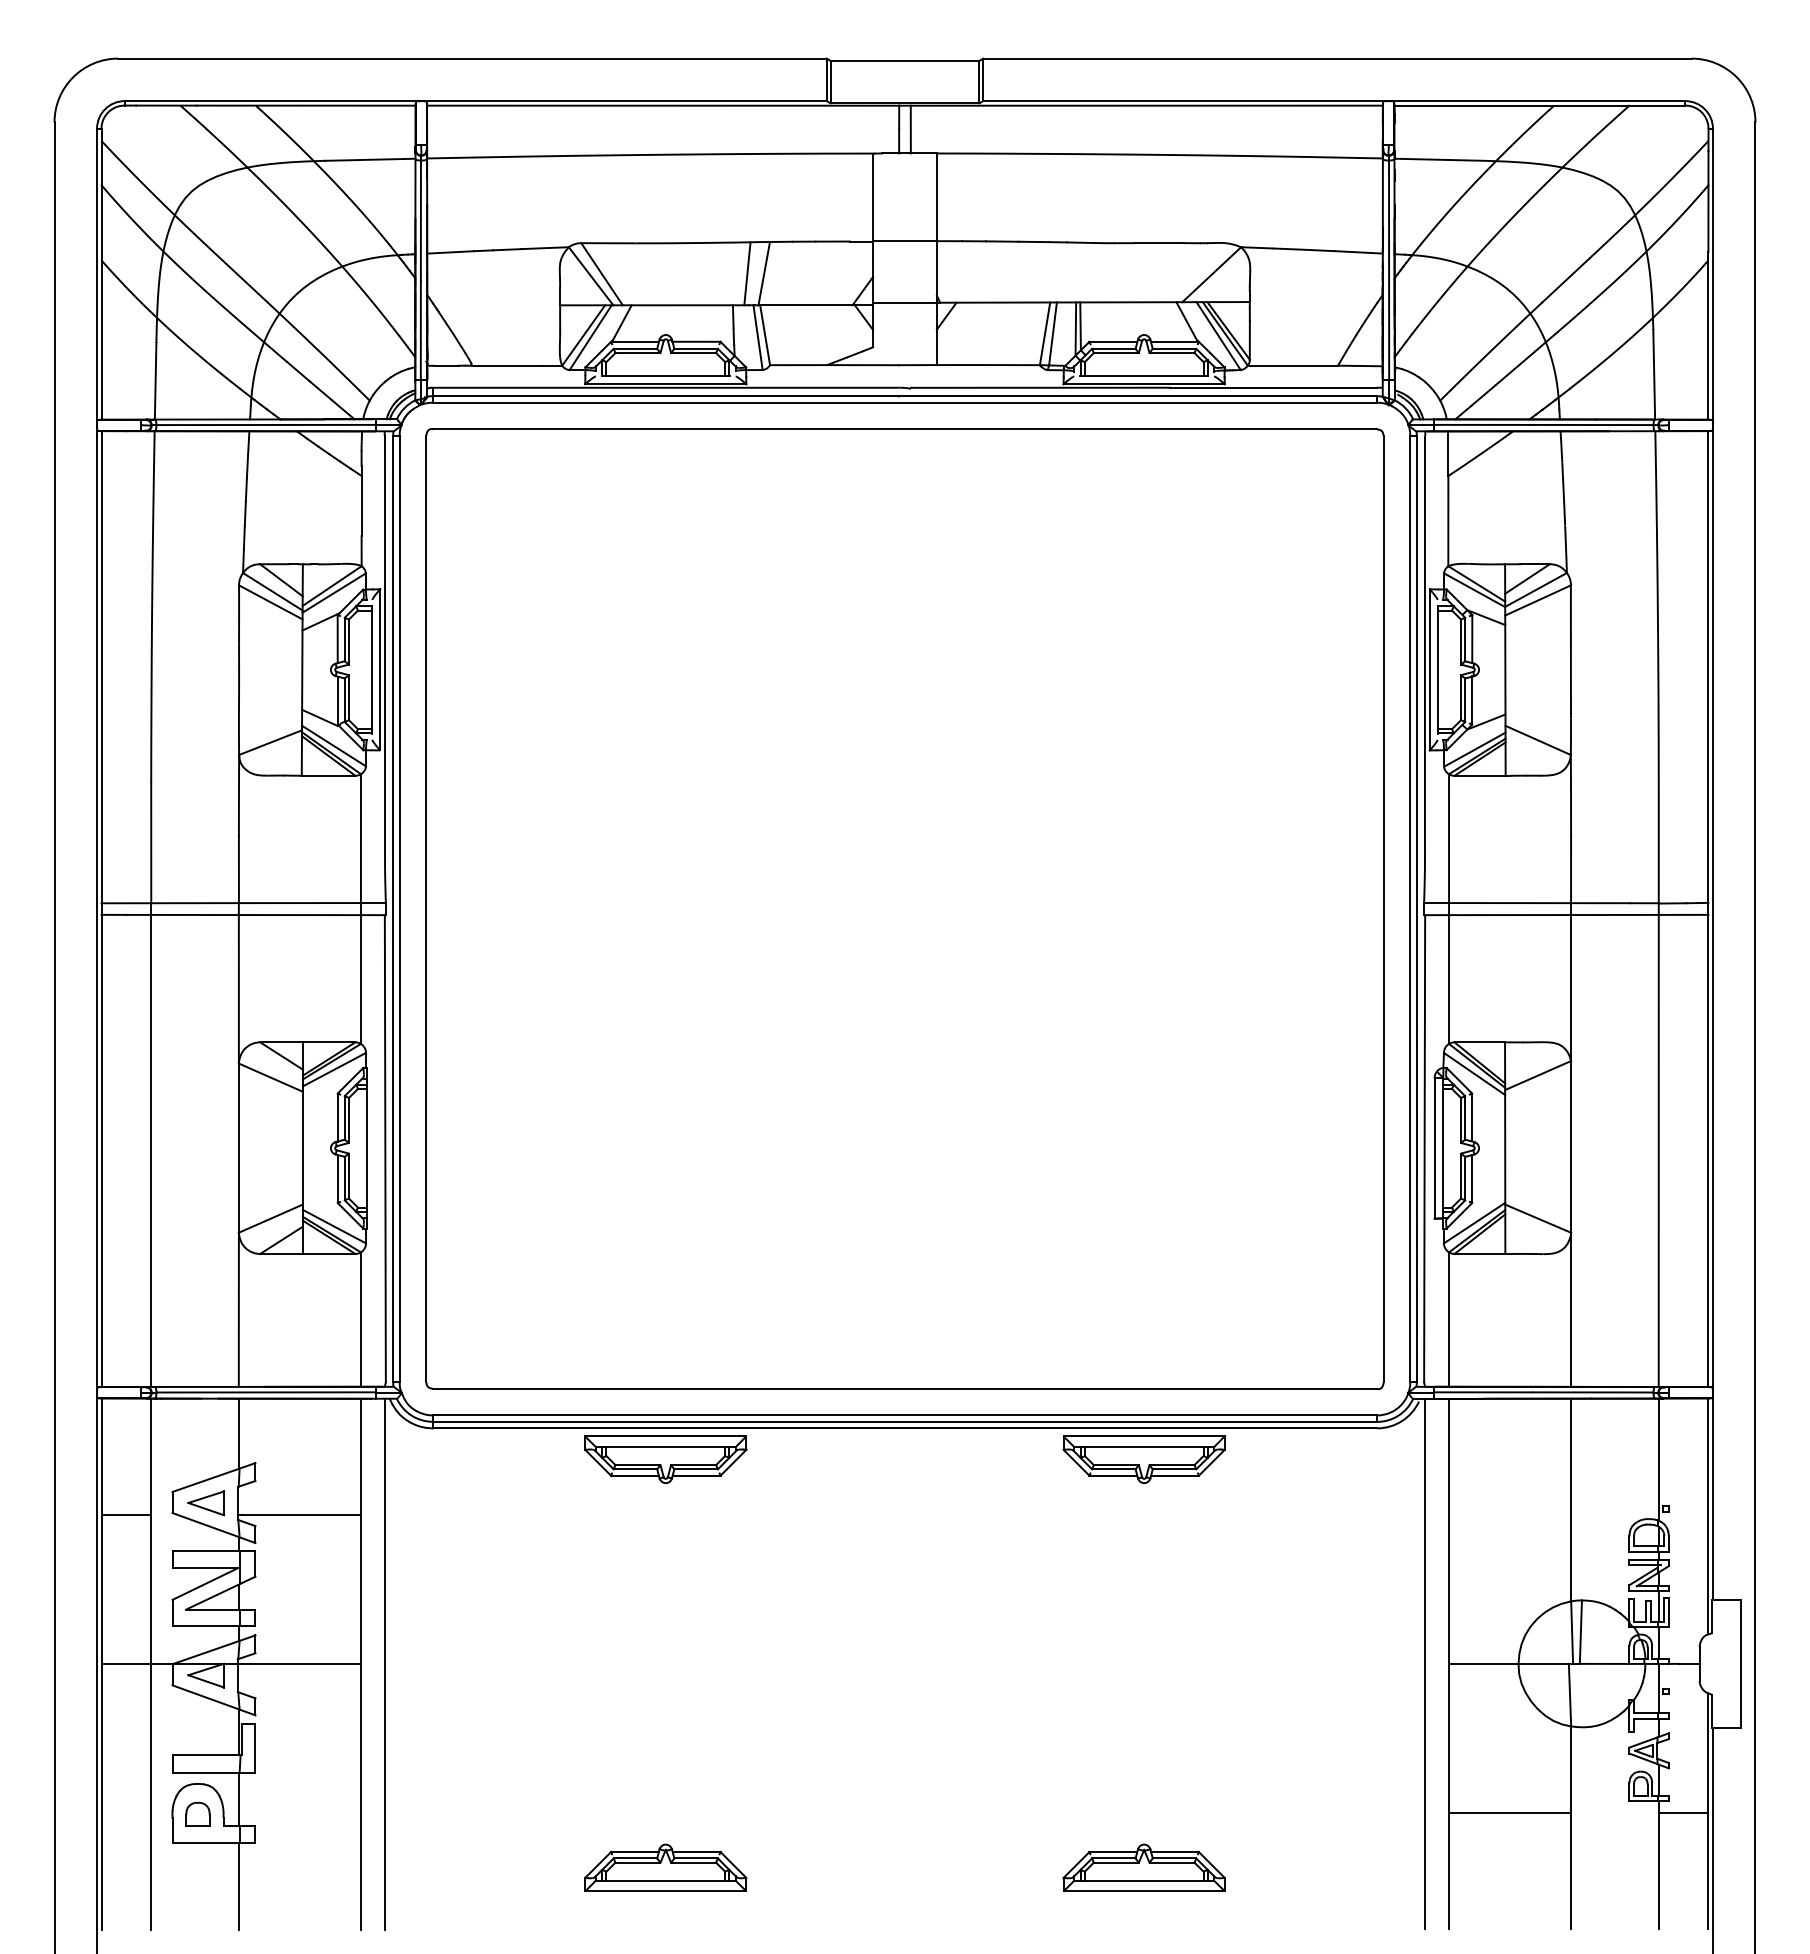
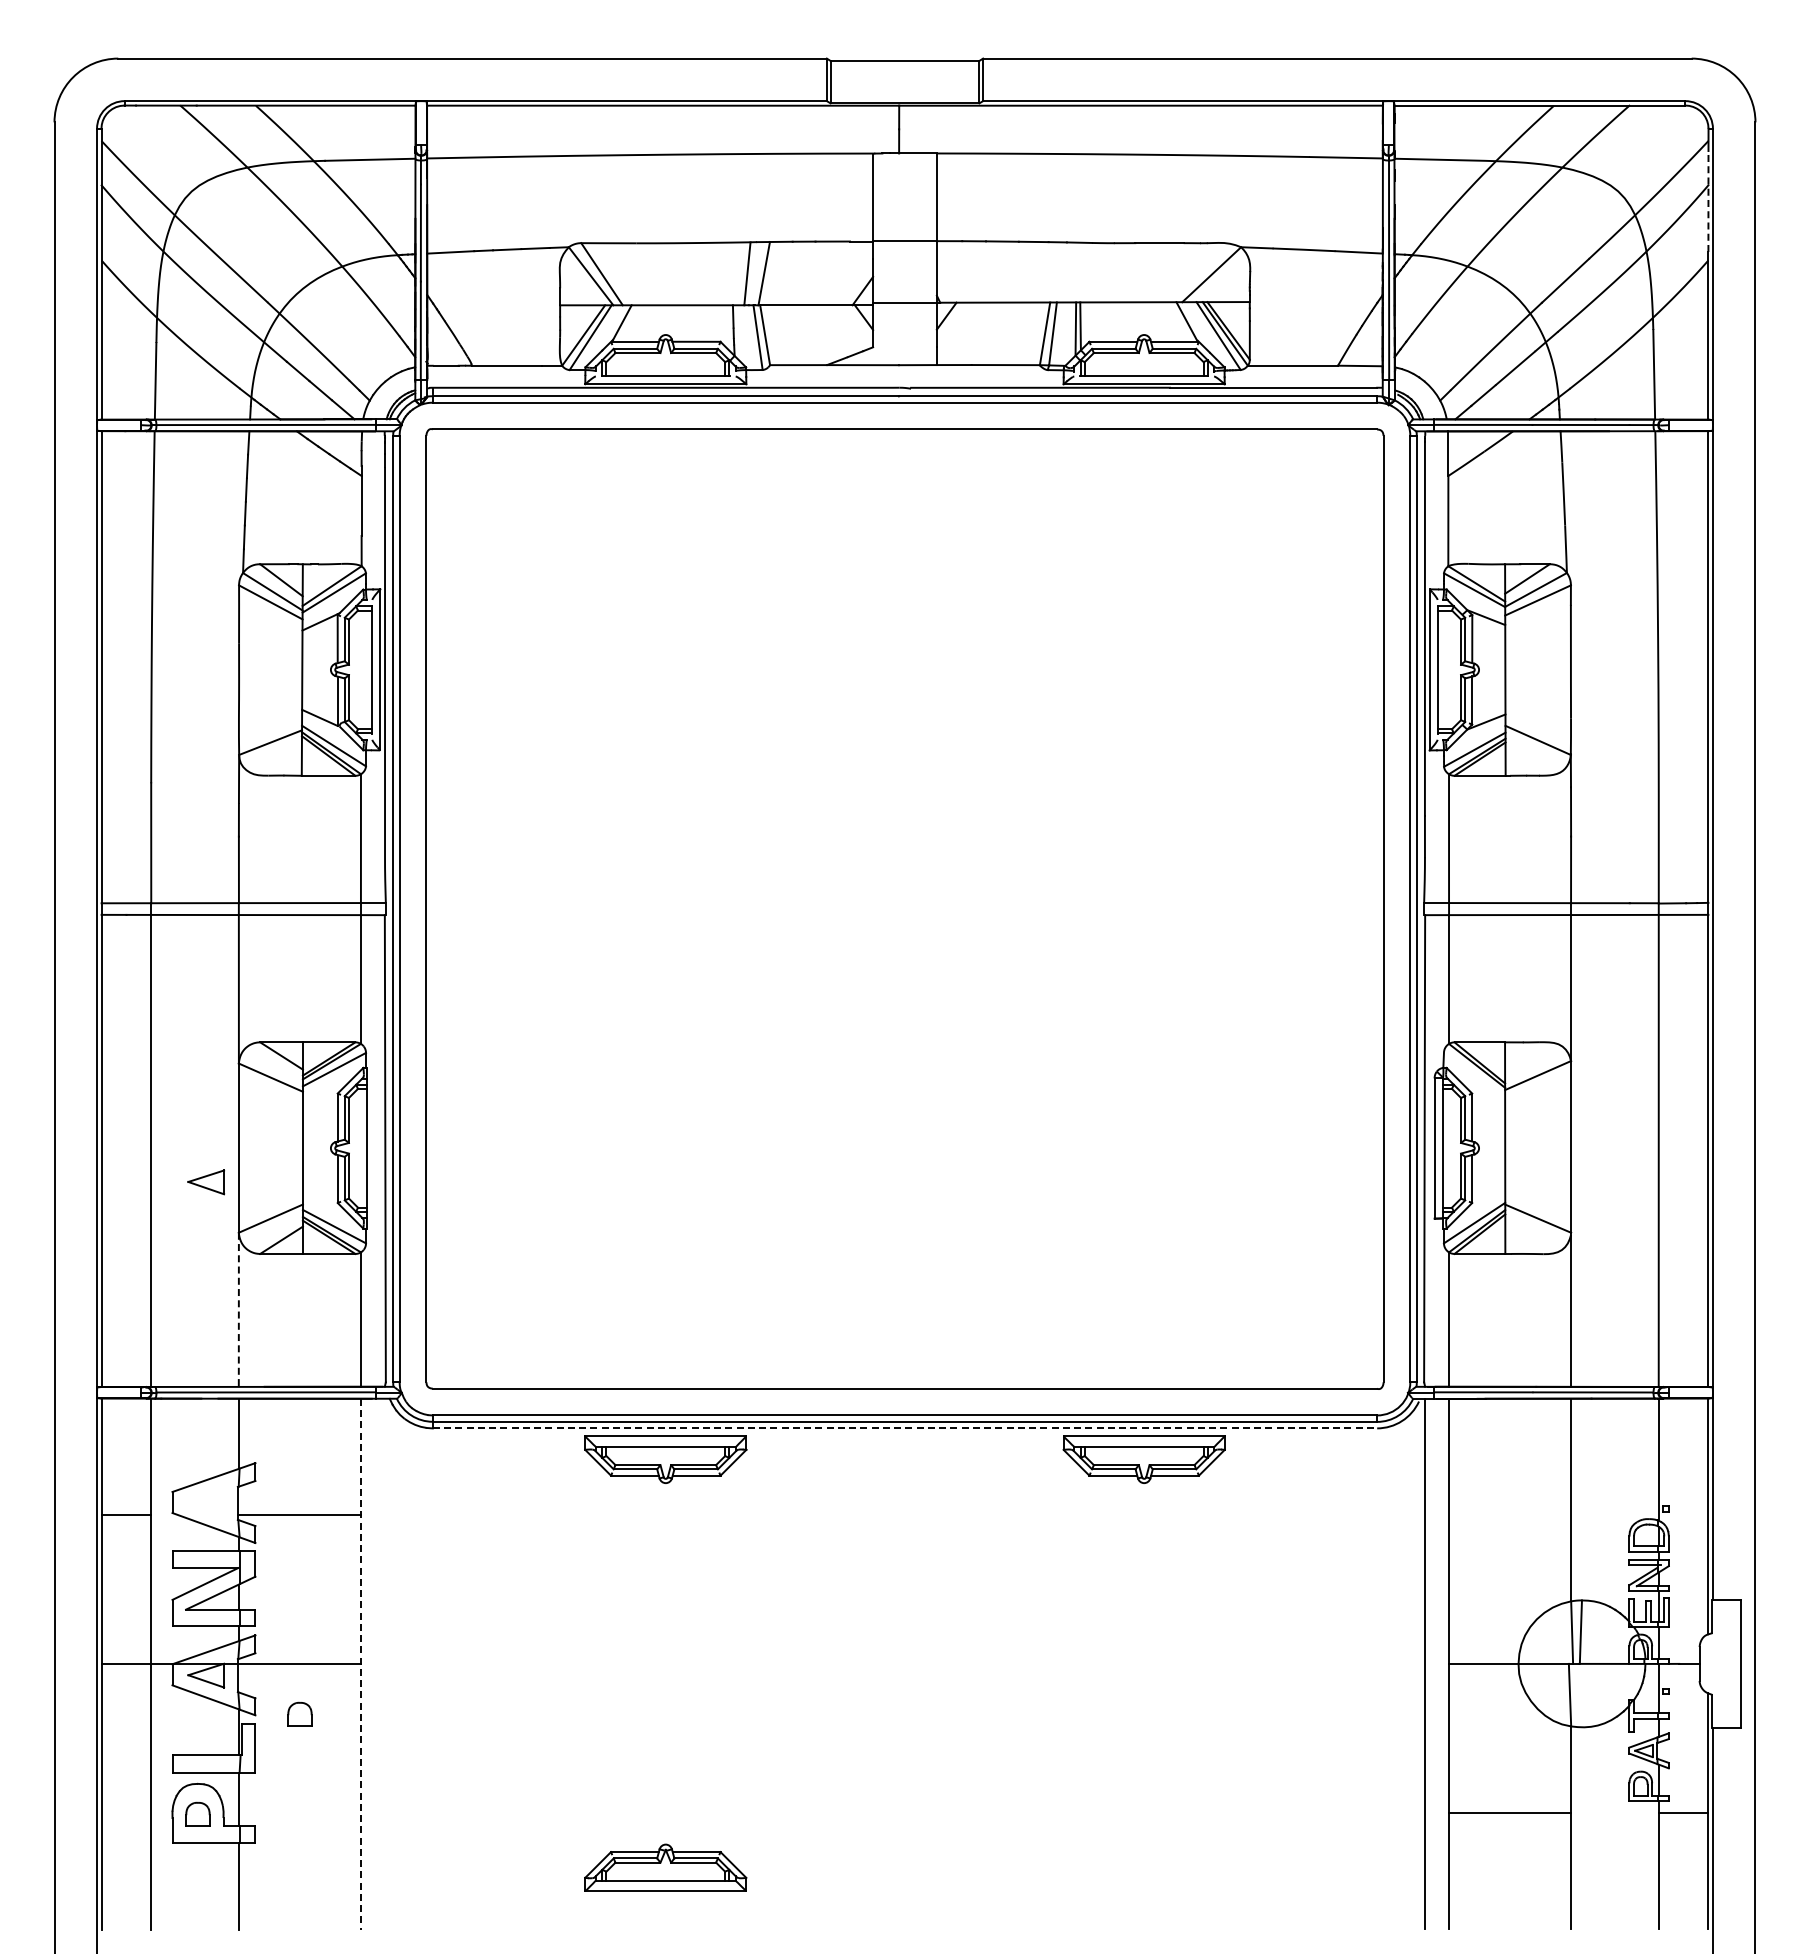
line: present -> none (910, 129)
line: solid -> dashed (1708, 201)
line: present -> none (1474, 1073)
line: solid -> dashed (238, 1310)
line: solid -> dashed (905, 1428)
part position: (205, 1503) -> (205, 1182) (205, 1182)
line: present -> none (385, 1663)
line: solid -> dashed (360, 1664)
part: none -> present (299, 1713)
part: present -> none (1143, 1867)
